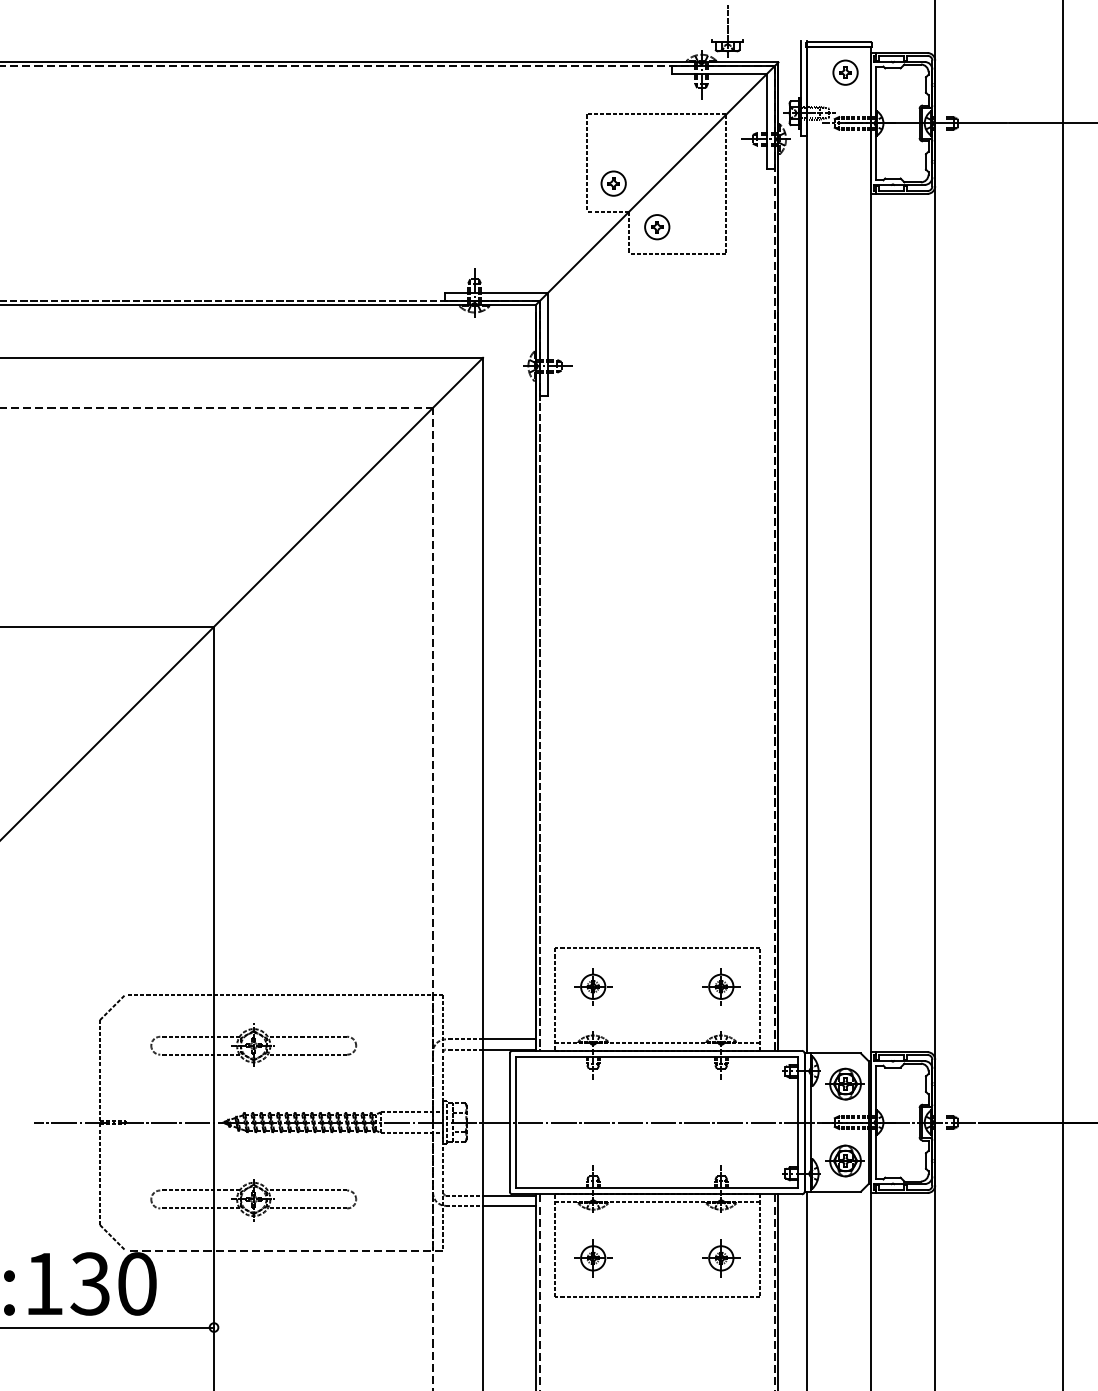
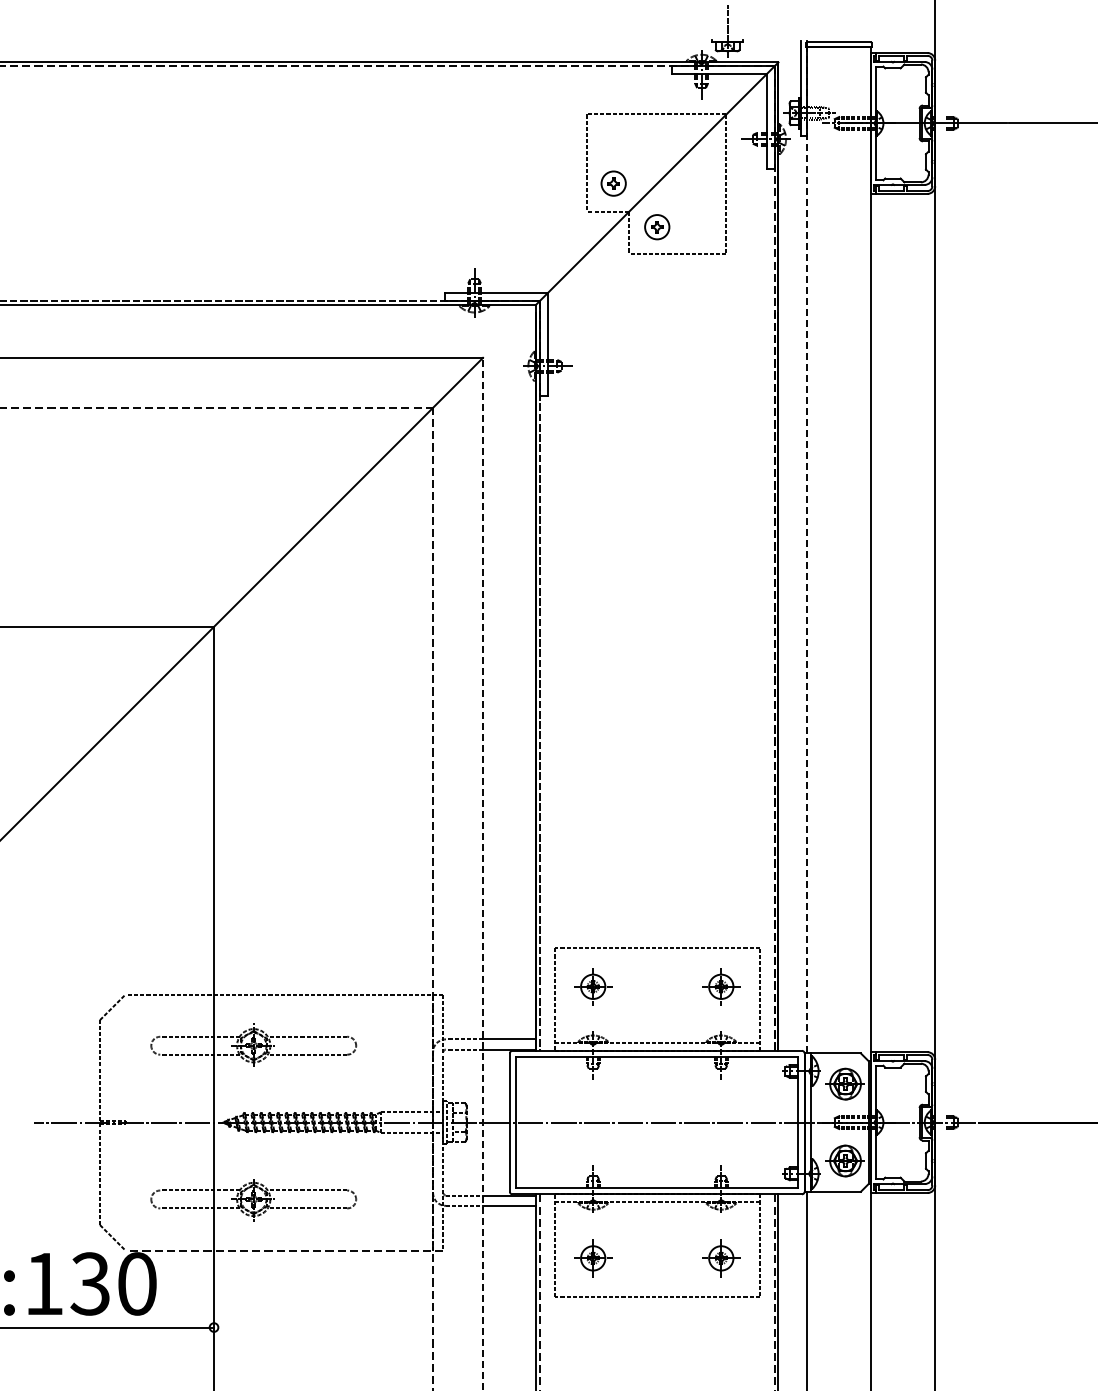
part: present -> none (845, 72)
line: solid -> dashed (807, 549)
line: present -> none (1063, 694)
line: solid -> dashed (483, 873)
